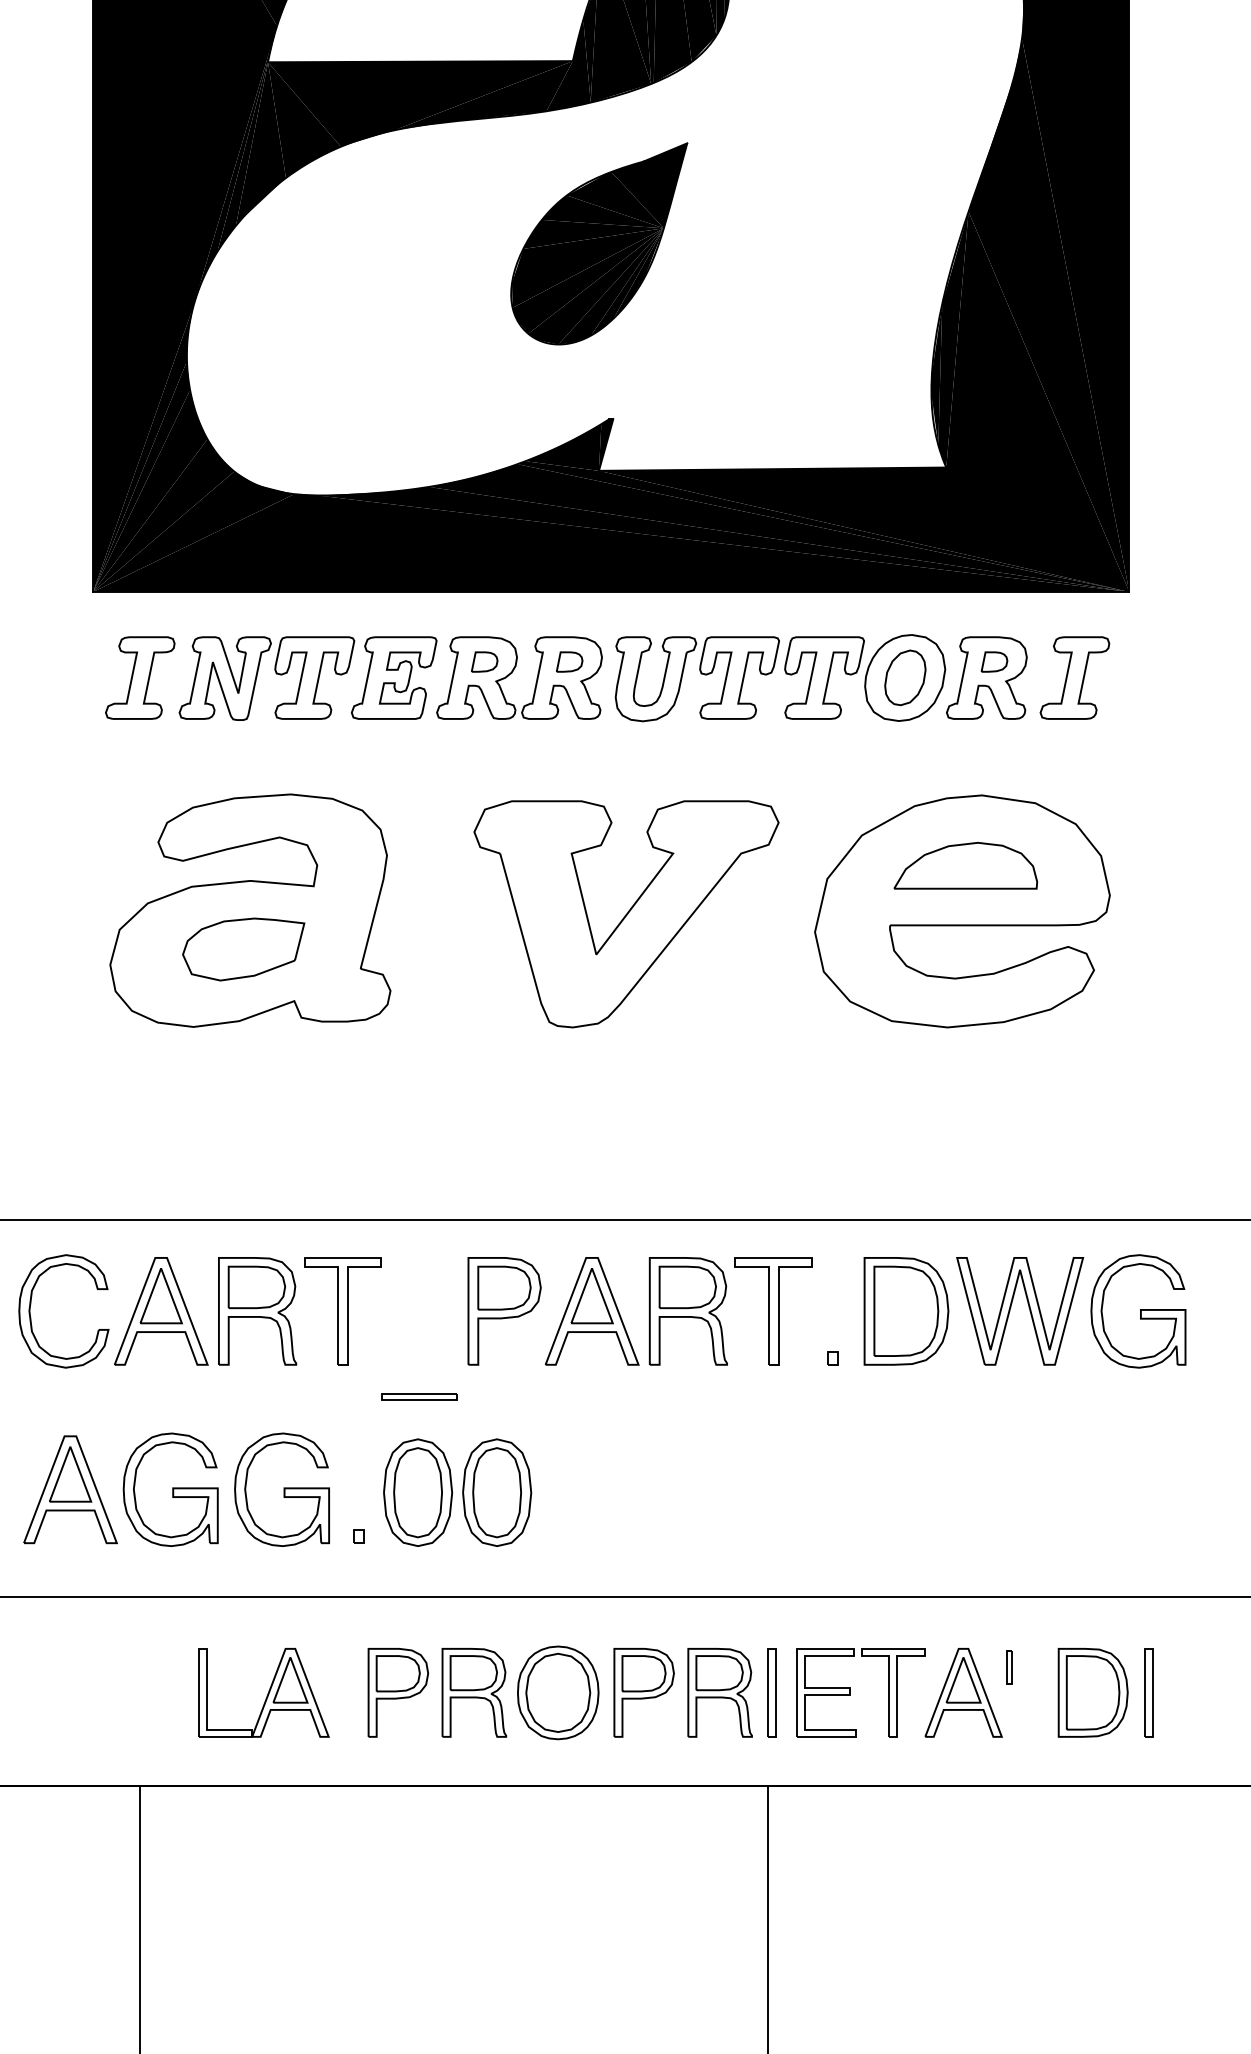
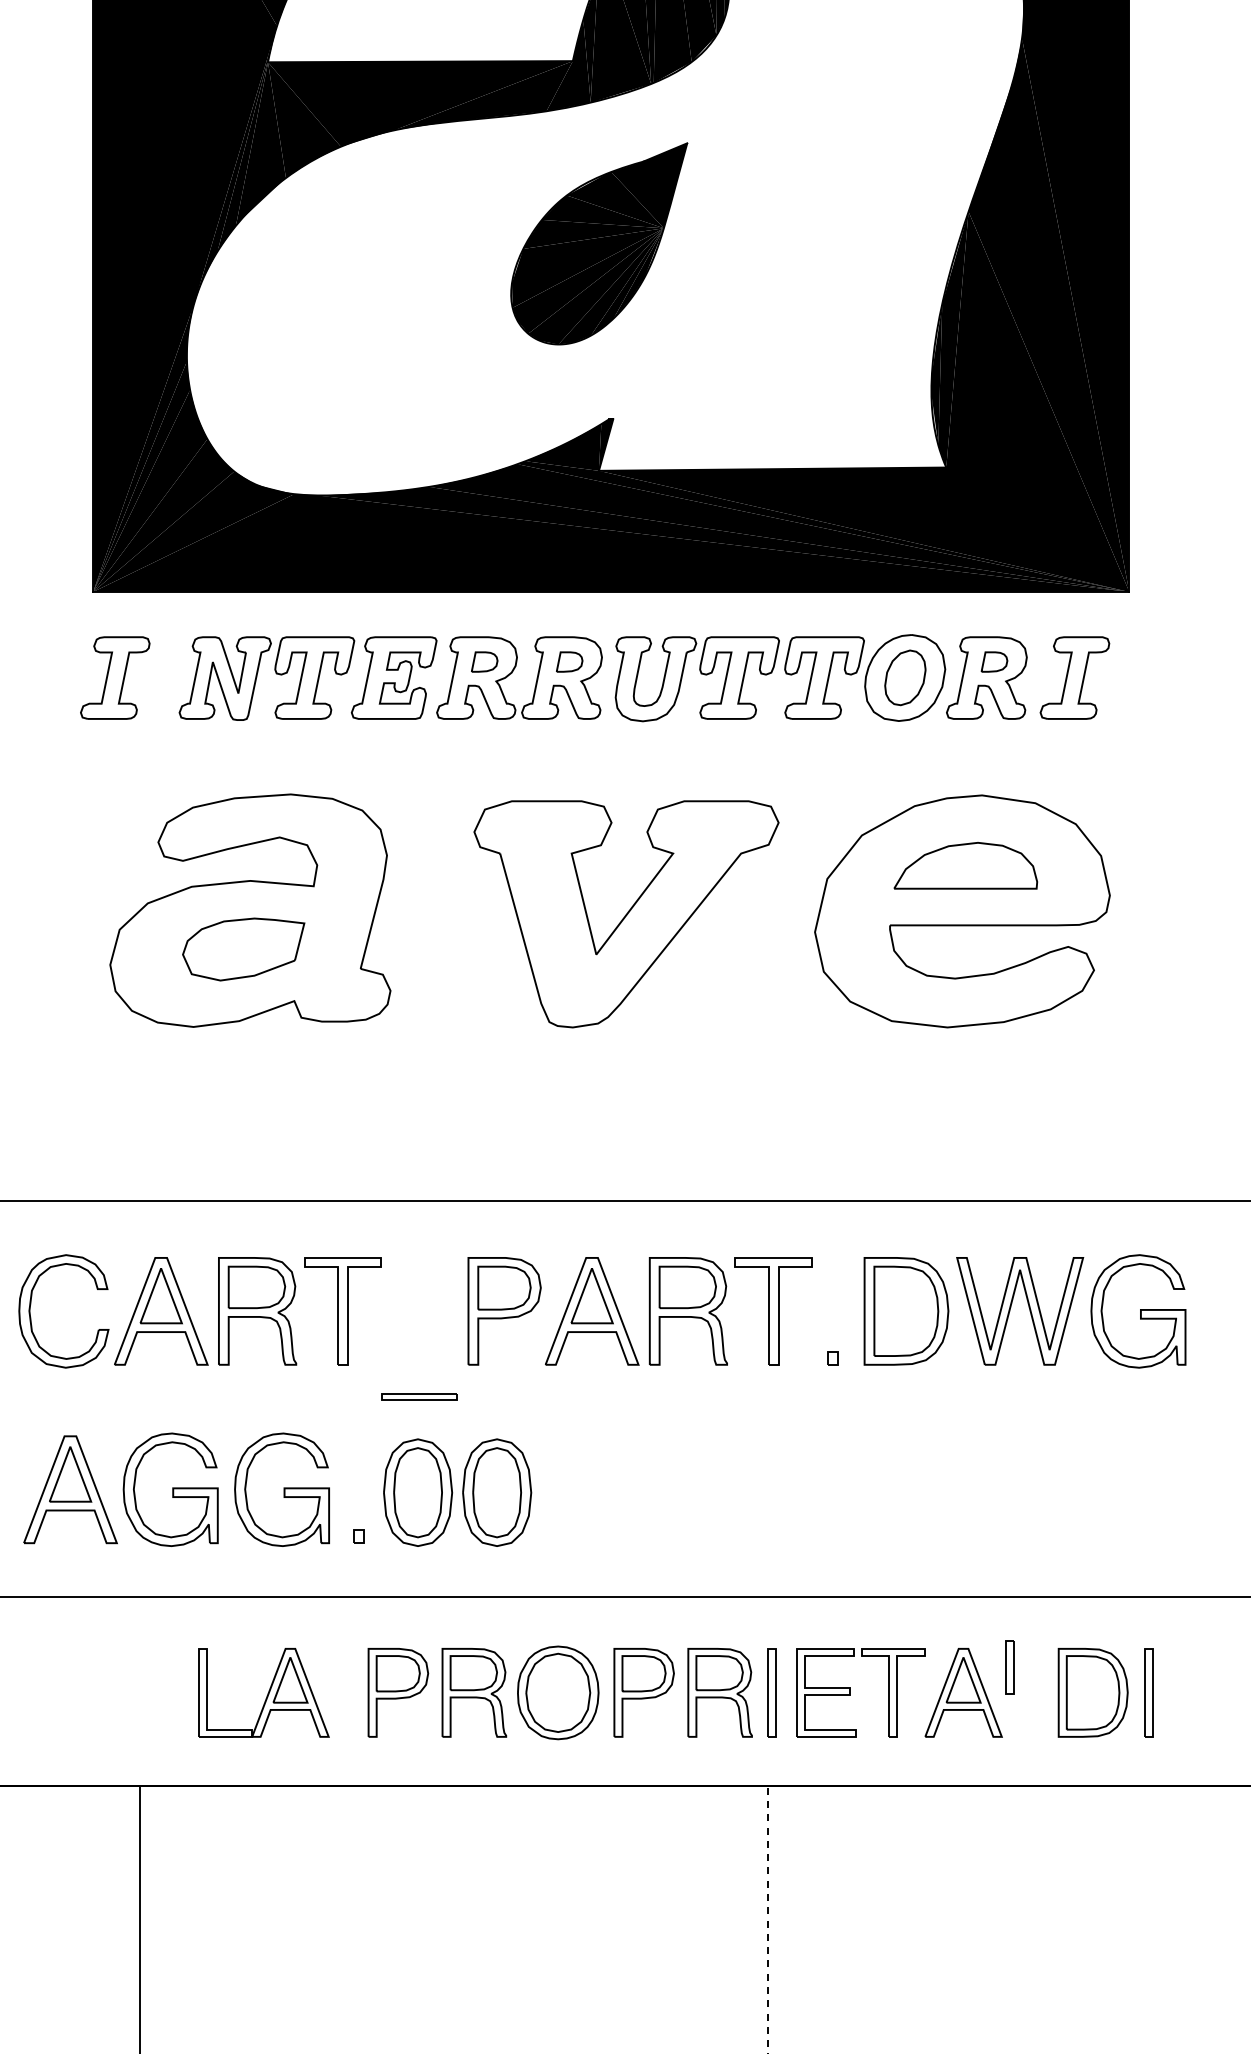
part position: (140, 677) -> (115, 677) (115, 677)
line position: (624, 1220) -> (624, 1201) (624, 1201)
part size: 7x35 px -> 10x55 px (1009, 1667)
line: solid -> dashed (768, 1919)
